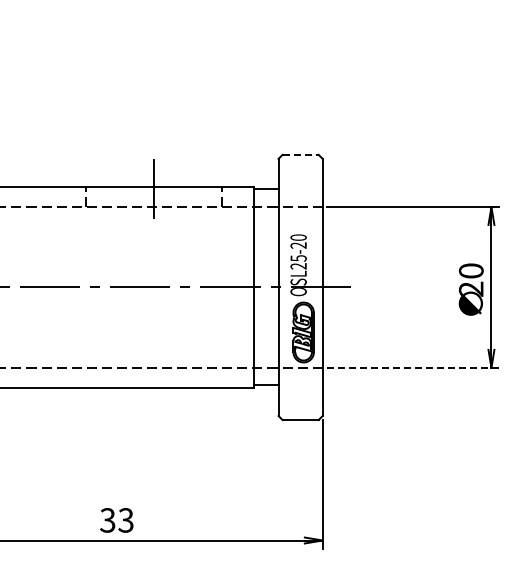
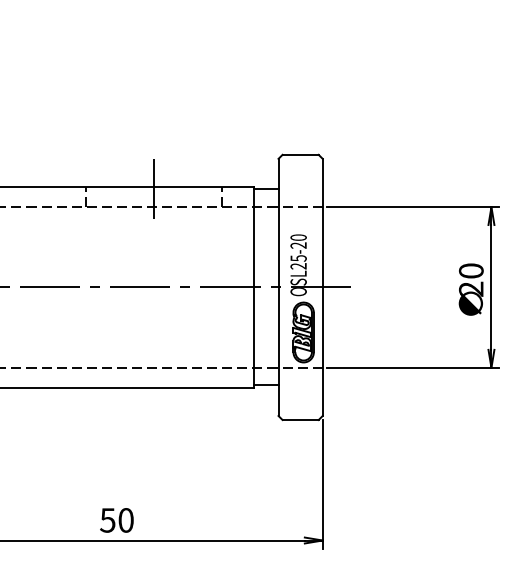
line: dashed -> solid (301, 154)
line: dashed -> solid (413, 367)
text: 33 -> 50 (116, 520)
